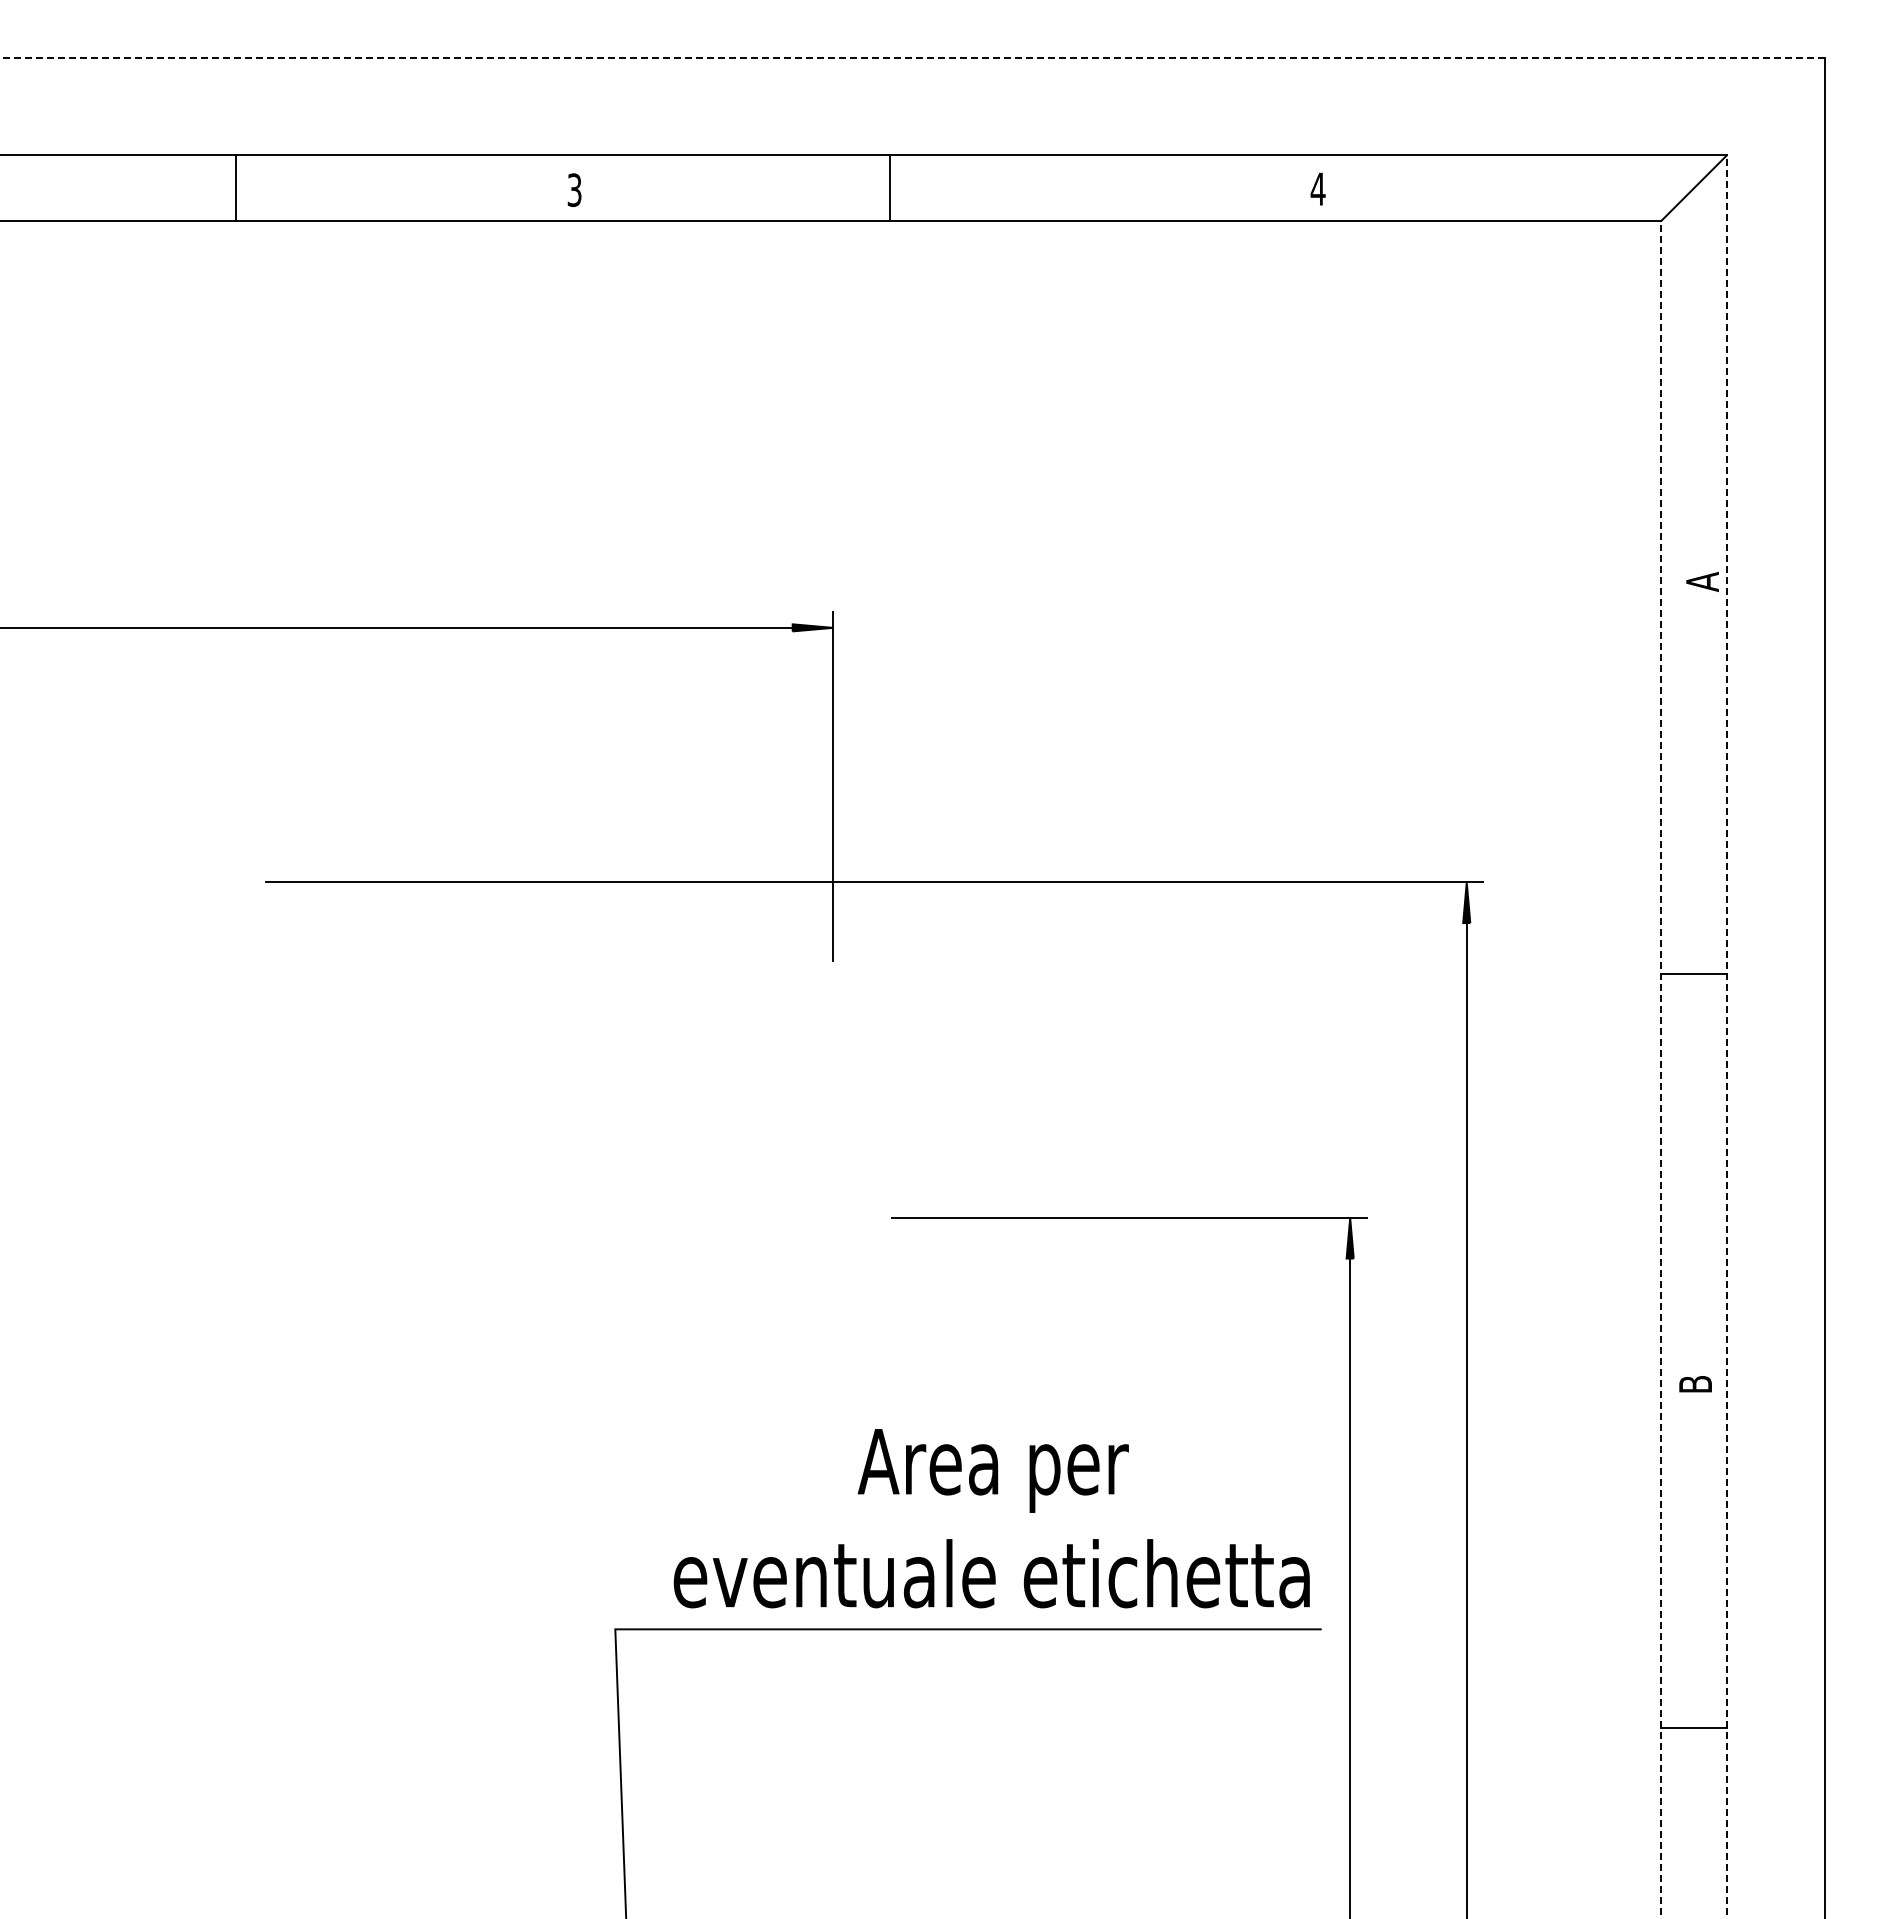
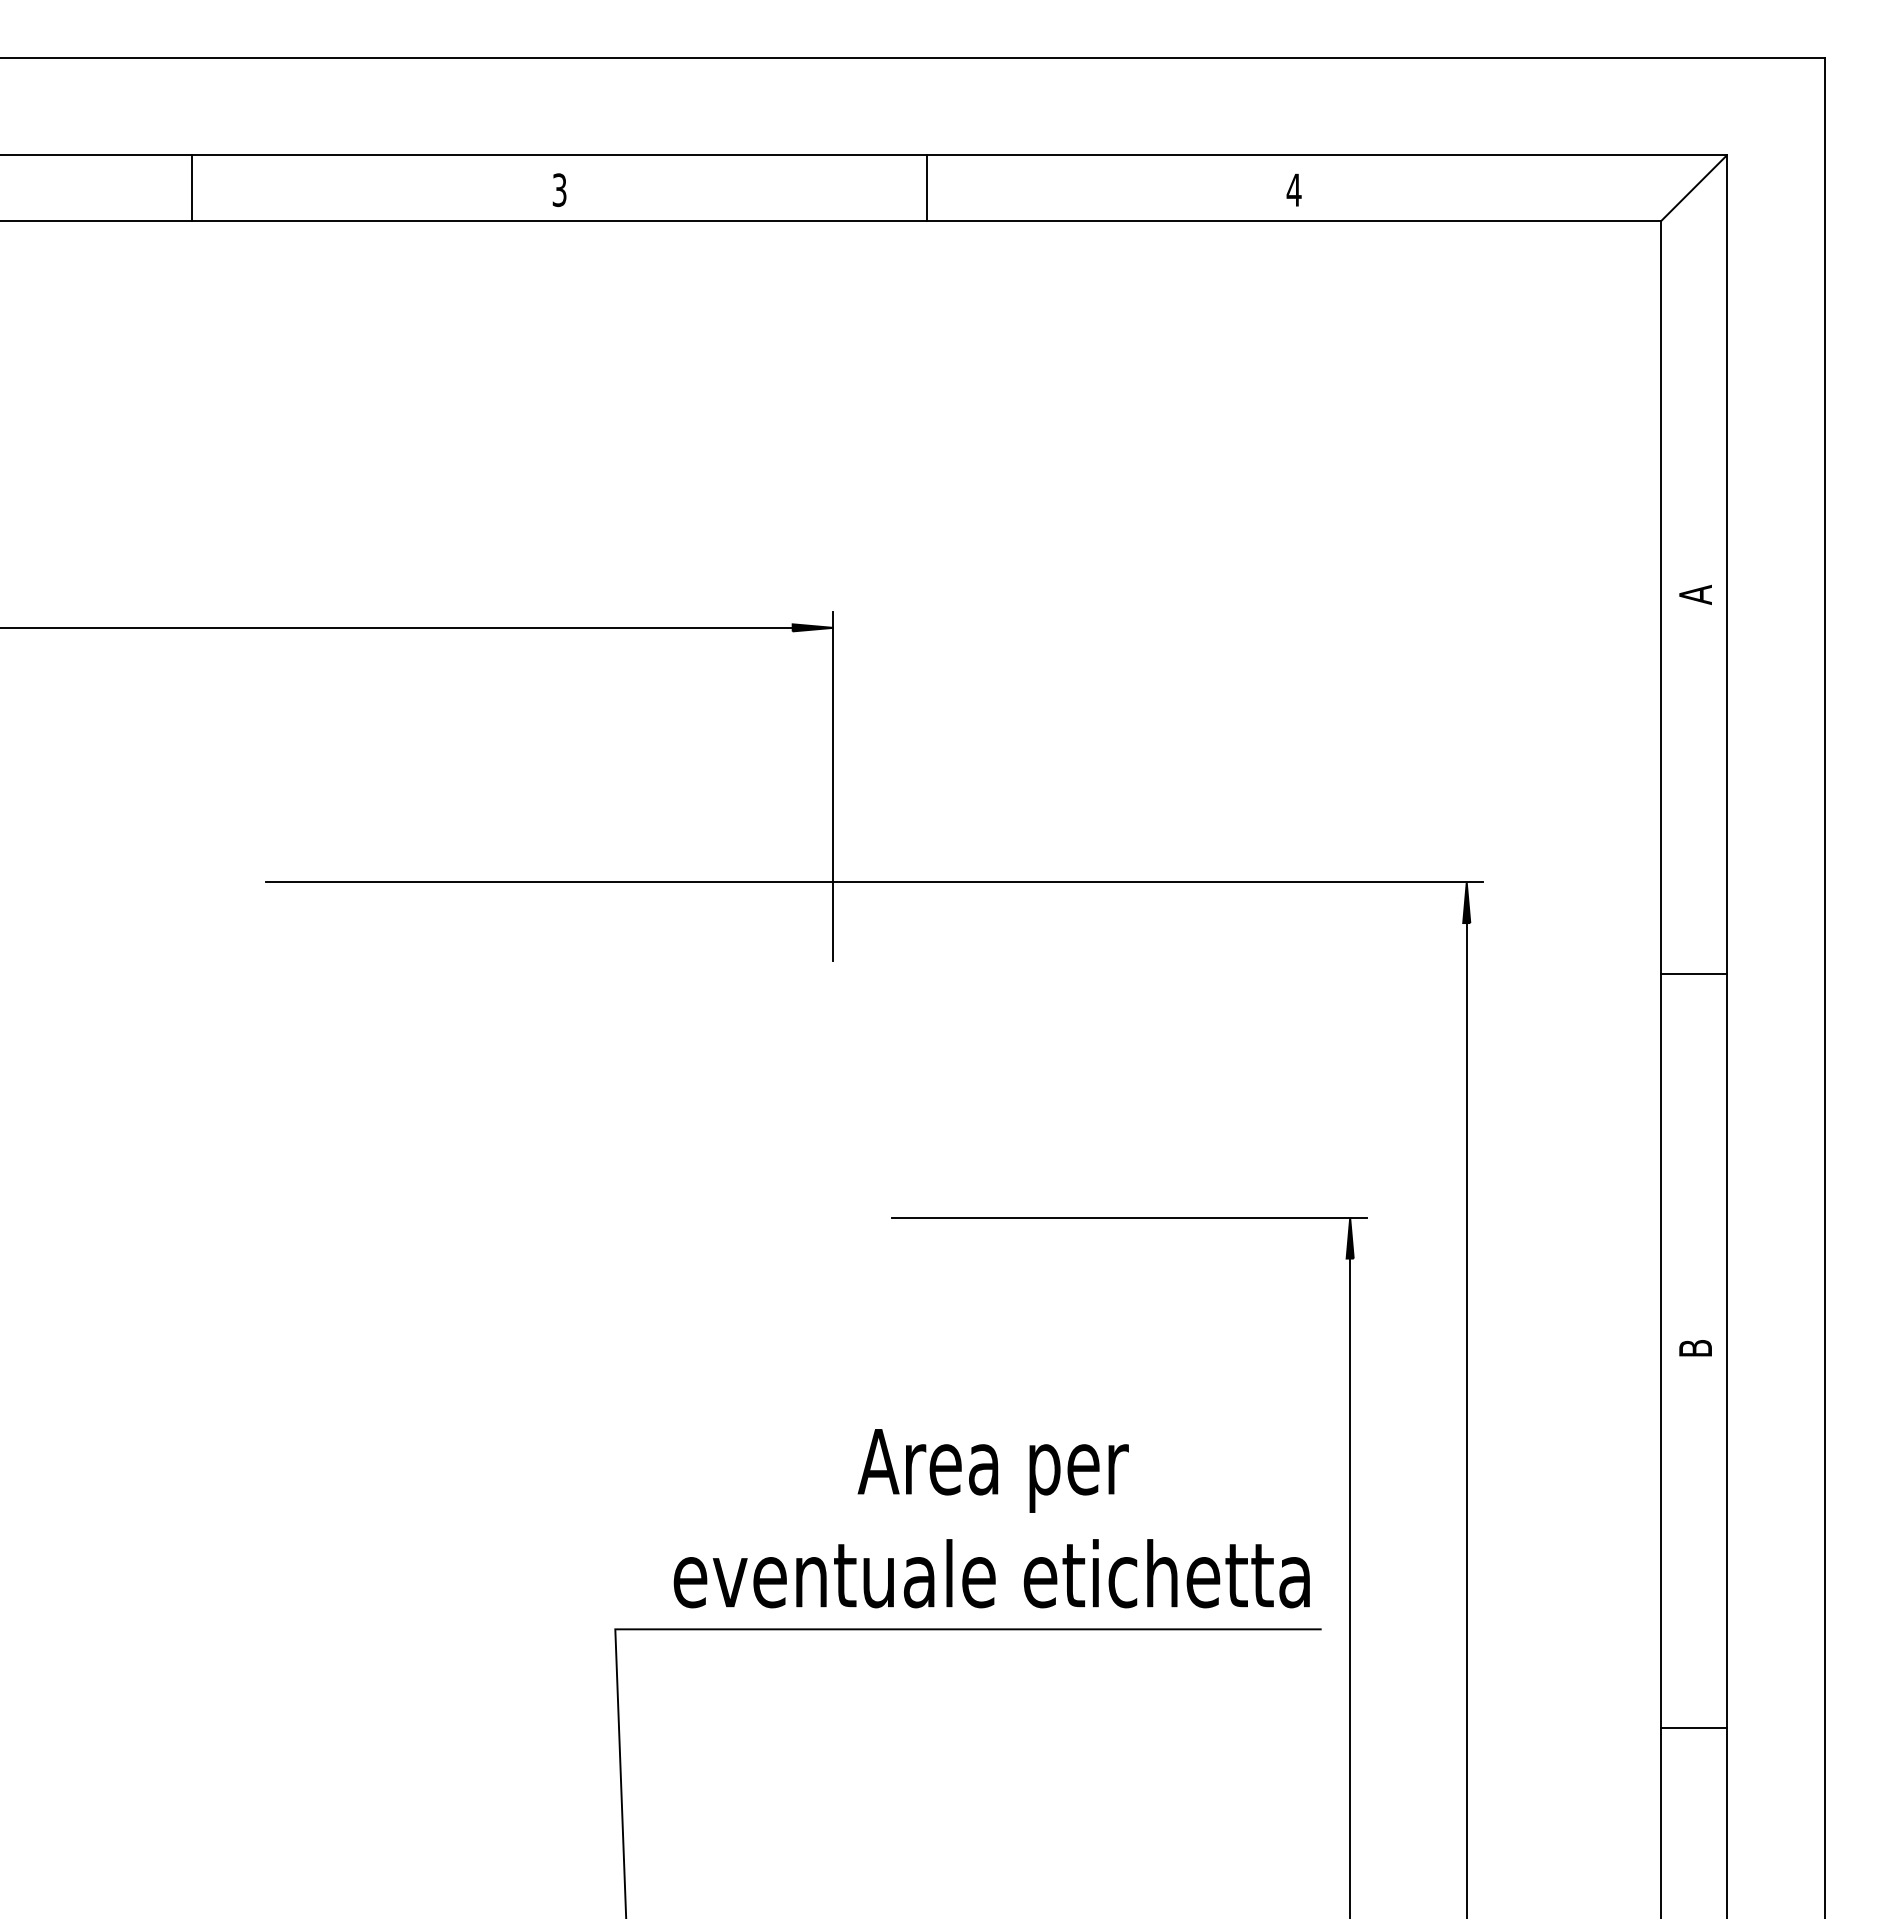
line: dashed -> solid (912, 57)
line position: (236, 187) -> (192, 187) (192, 187)
line position: (889, 187) -> (926, 187) (926, 187)
text position: (1317, 188) -> (1293, 189) (1293, 189)
text position: (574, 190) -> (559, 190) (559, 190)
text position: (1702, 581) -> (1695, 594) (1695, 594)
line: dashed -> solid (1726, 1036)
line: dashed -> solid (1661, 1069)
text position: (1695, 1384) -> (1695, 1348) (1695, 1348)
